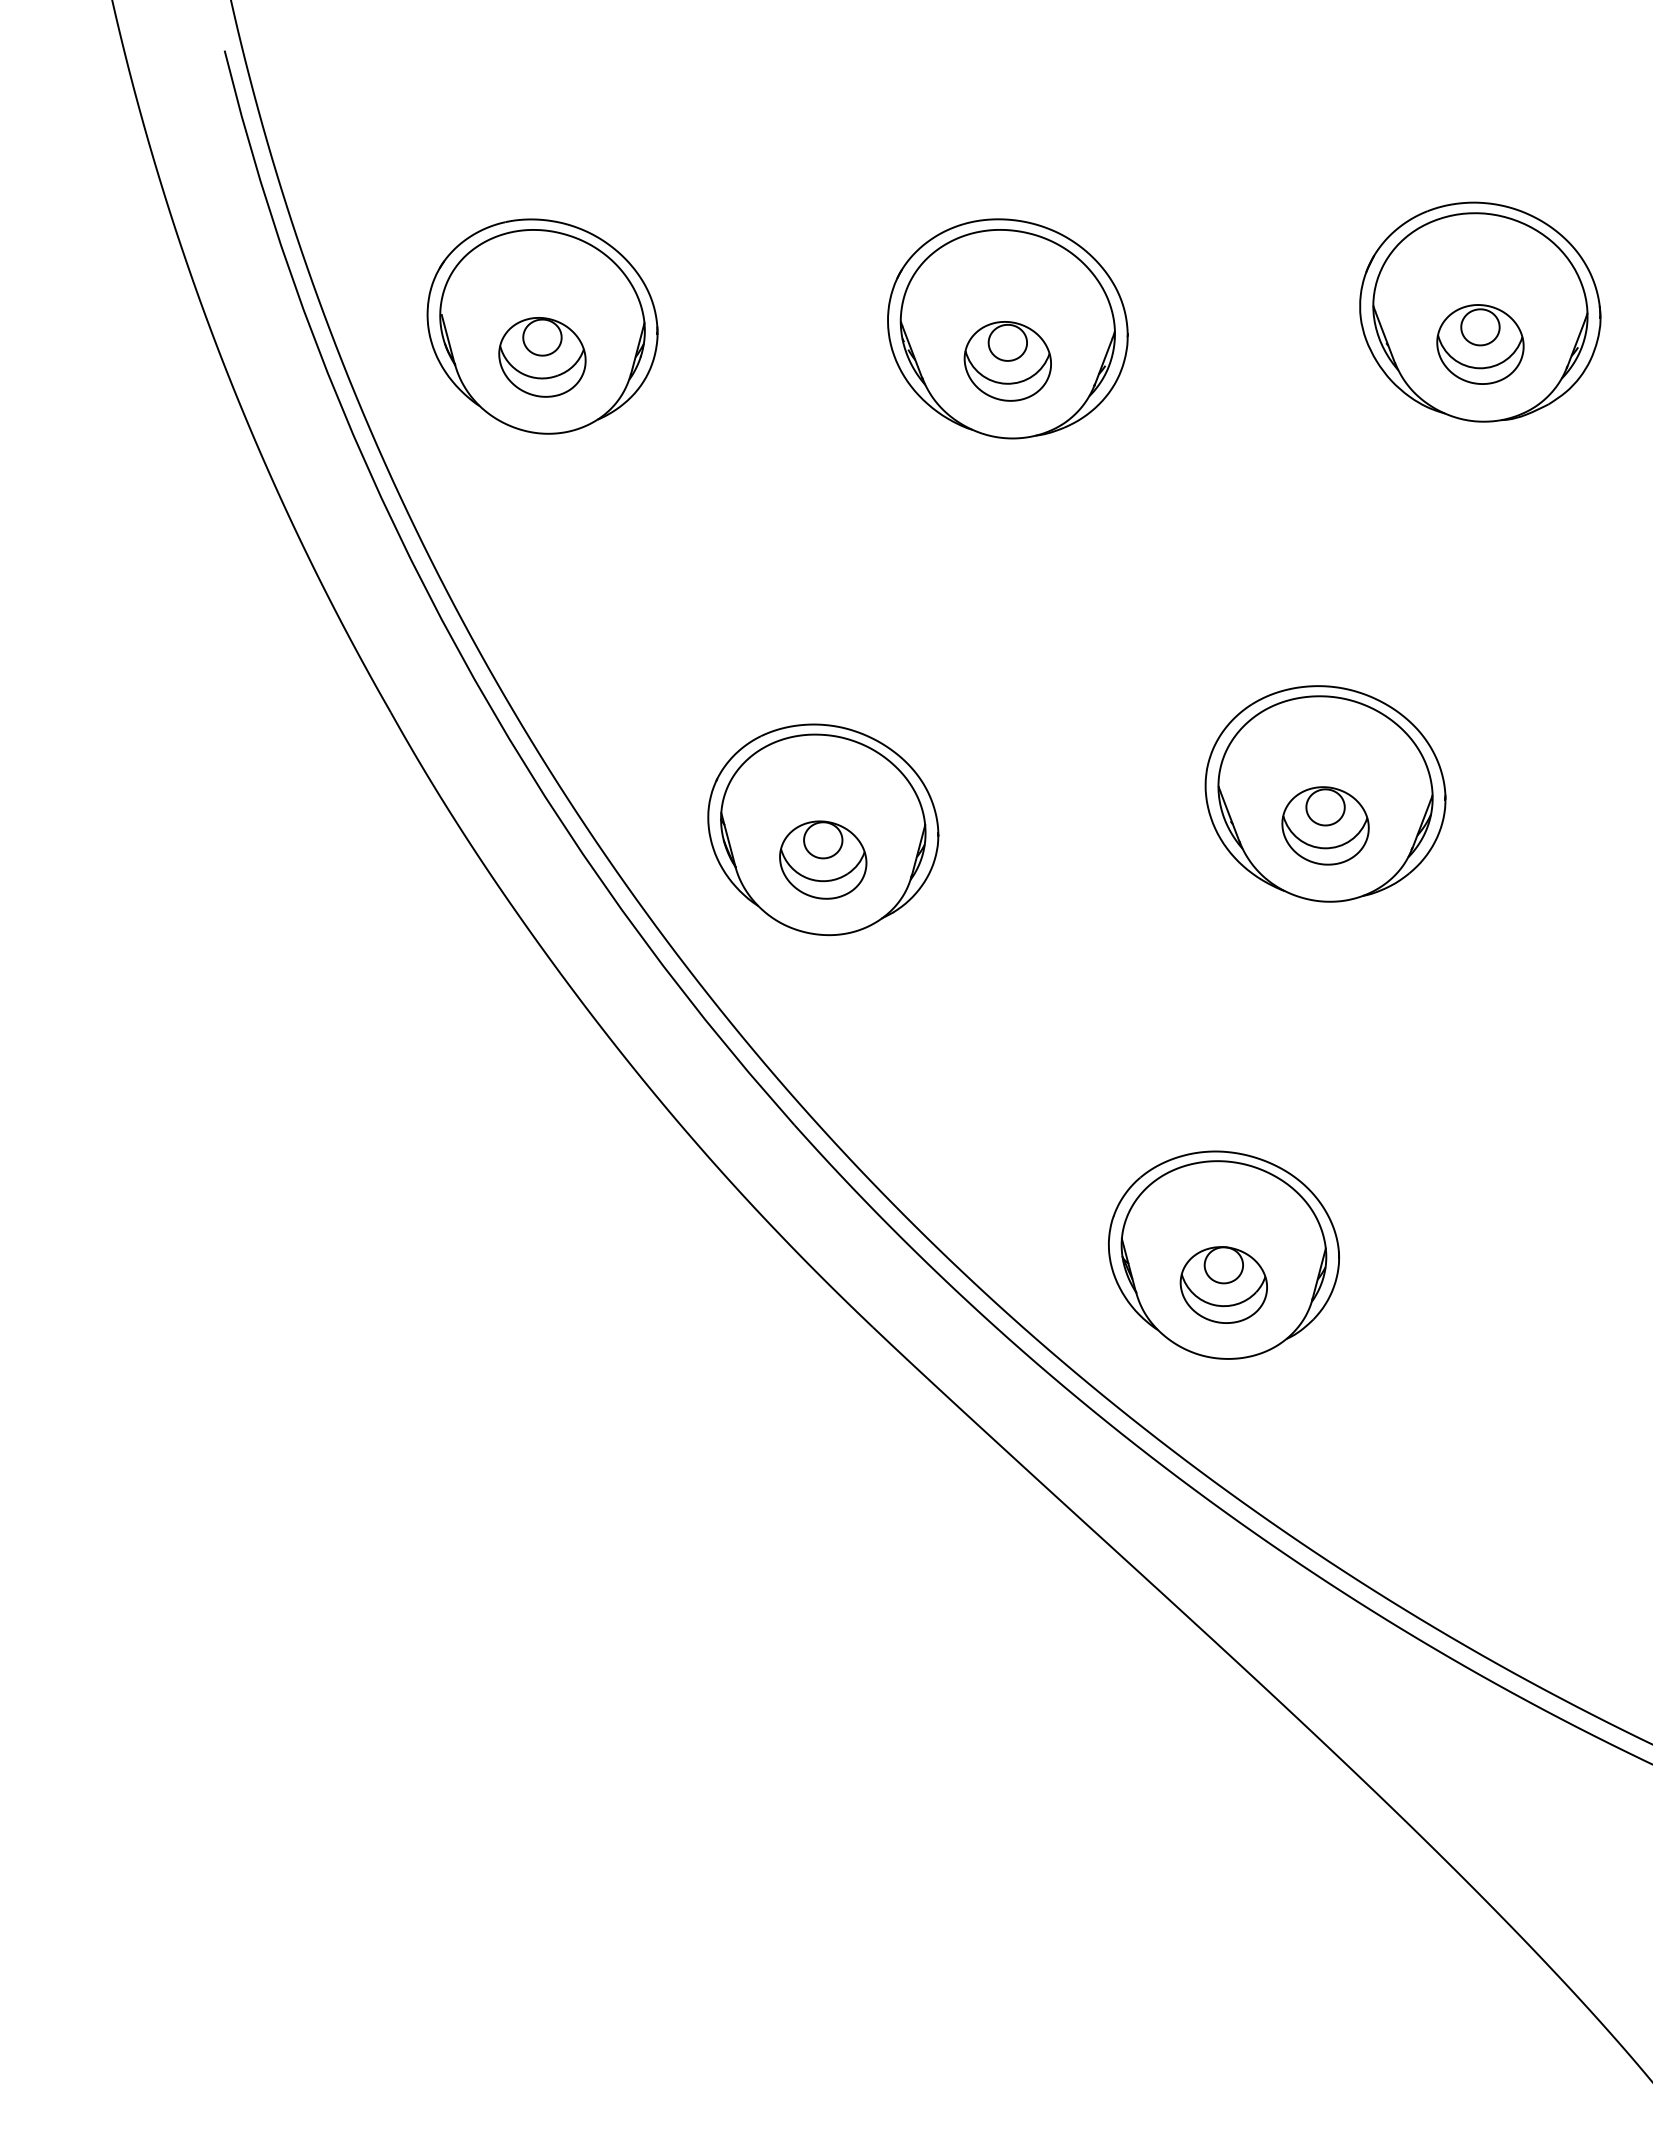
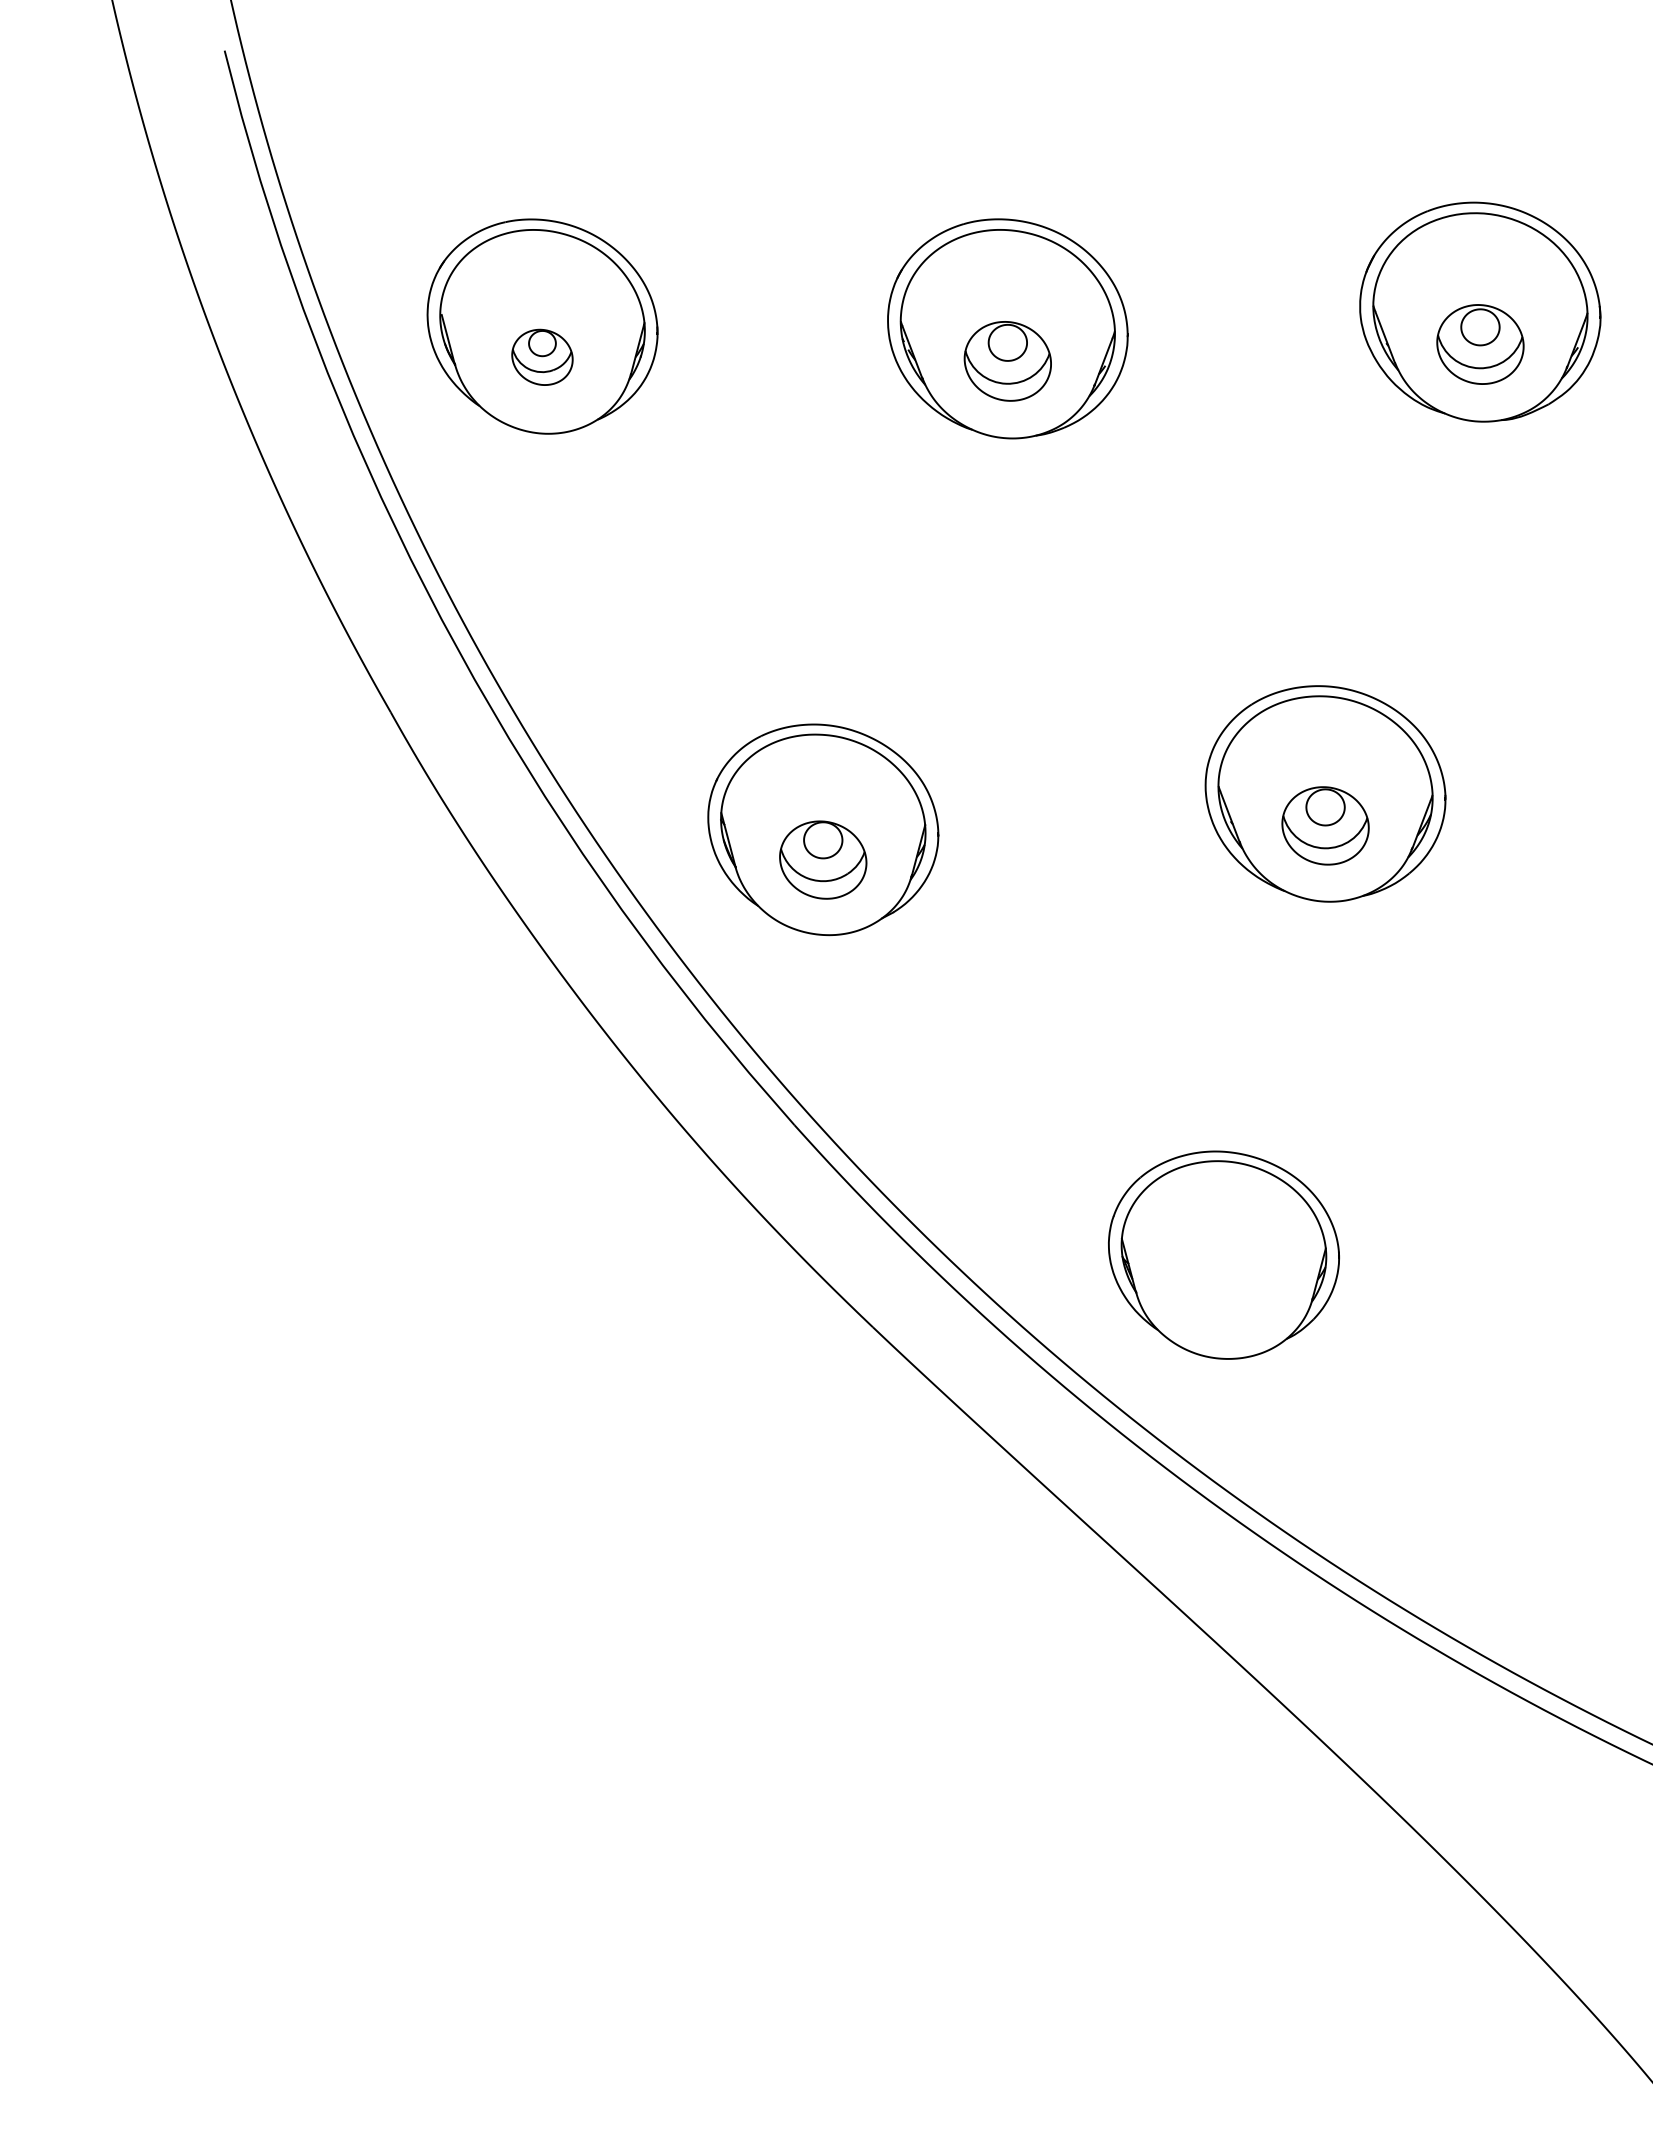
part size: 89x81 px -> 63x58 px (542, 356)
part: present -> none (1223, 1284)
